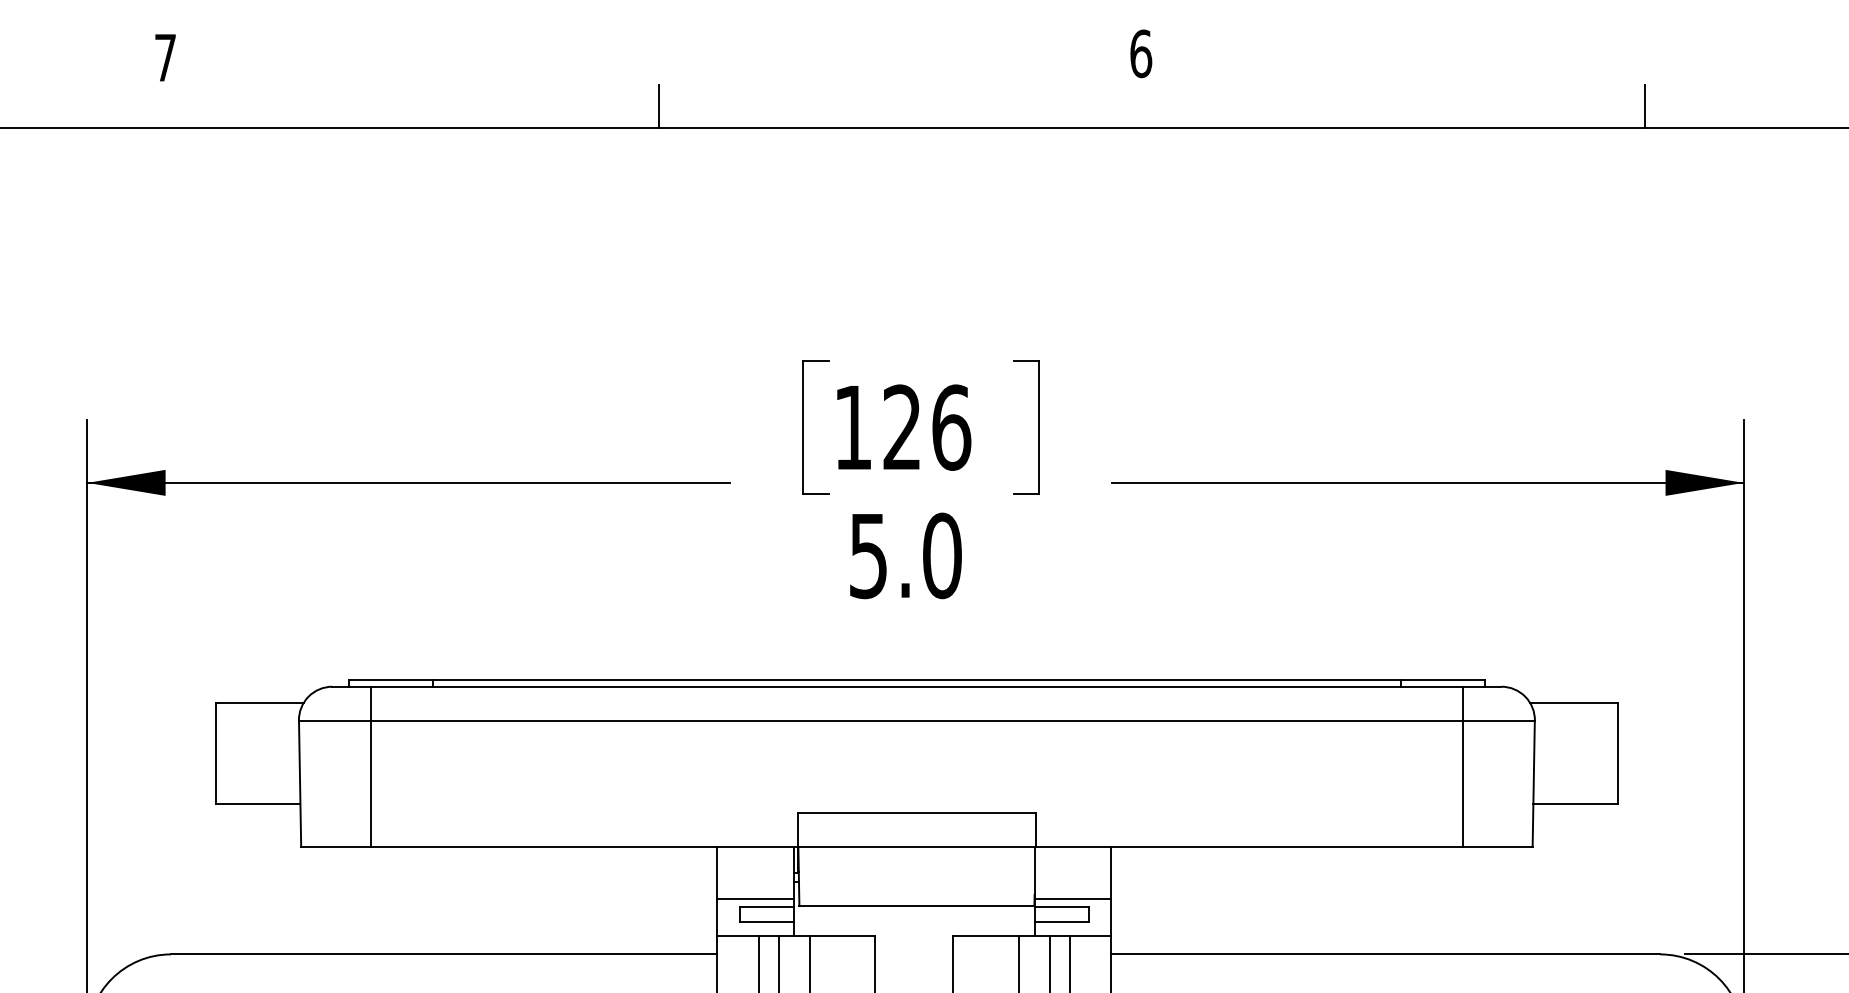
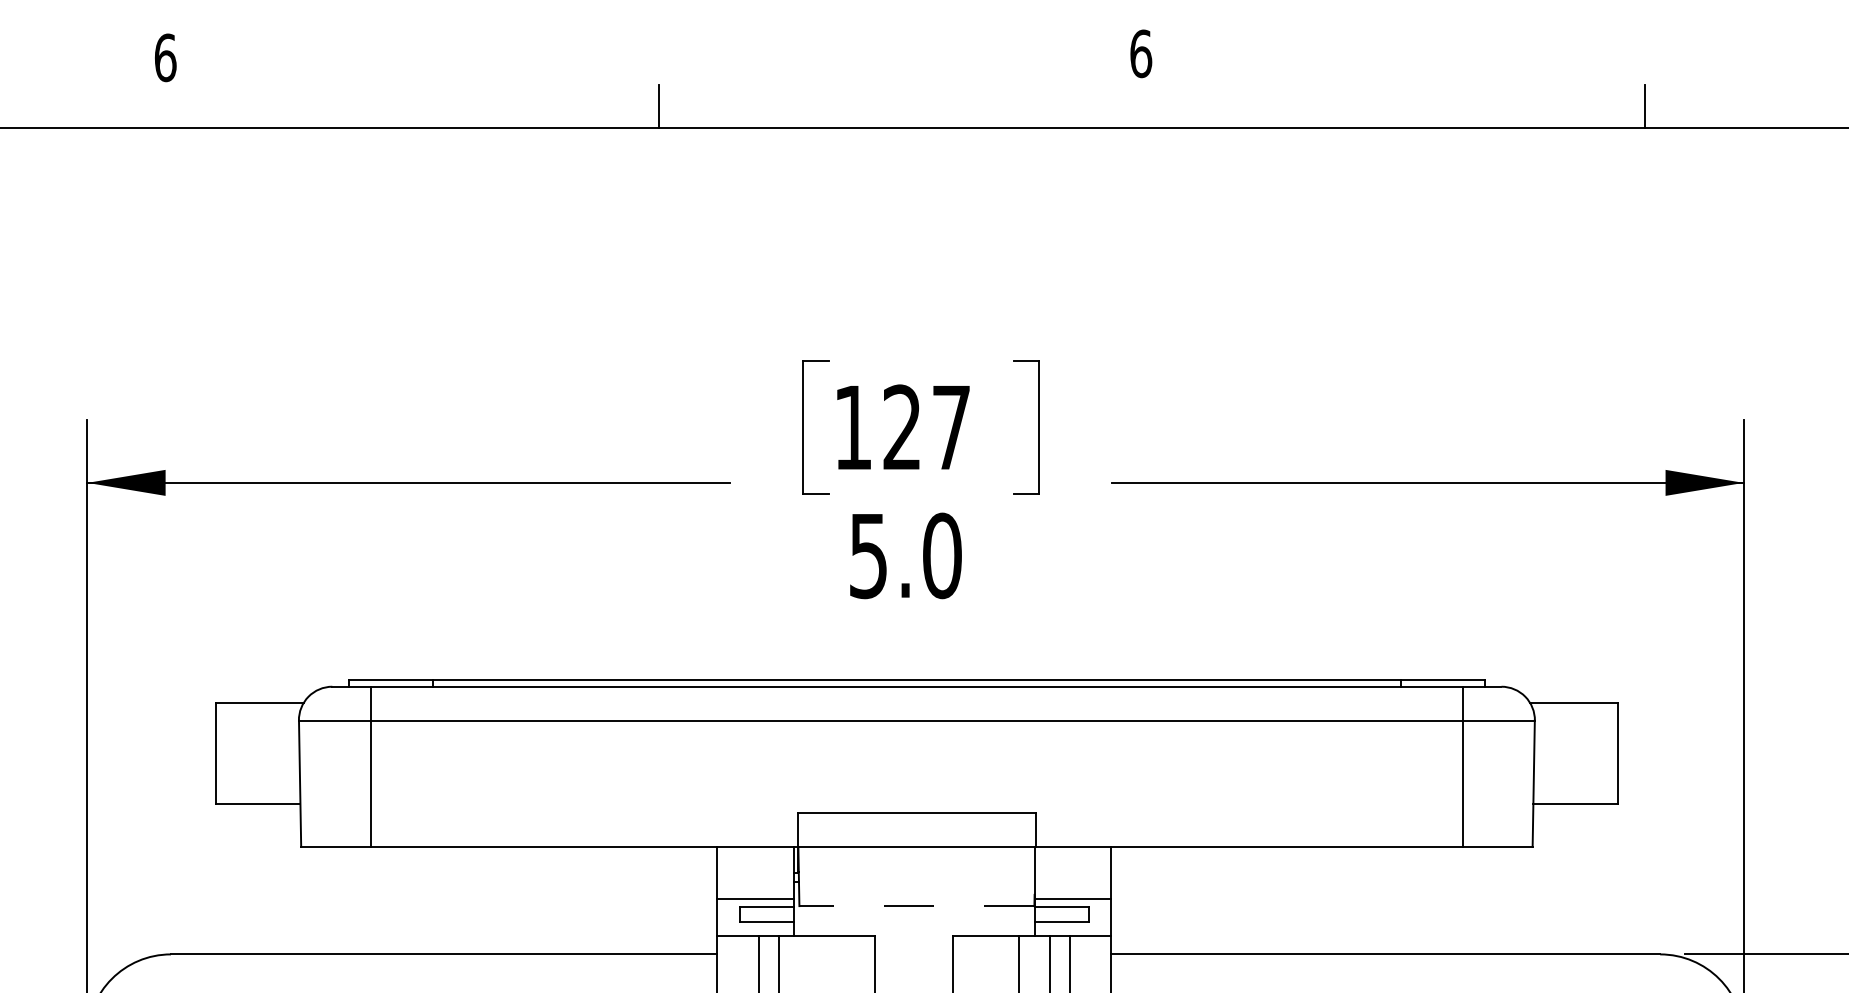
text: 7 -> 6 (165, 57)
text: 126 -> 127 (951, 427)
line: solid -> dashed (916, 906)
line: present -> none (809, 962)
